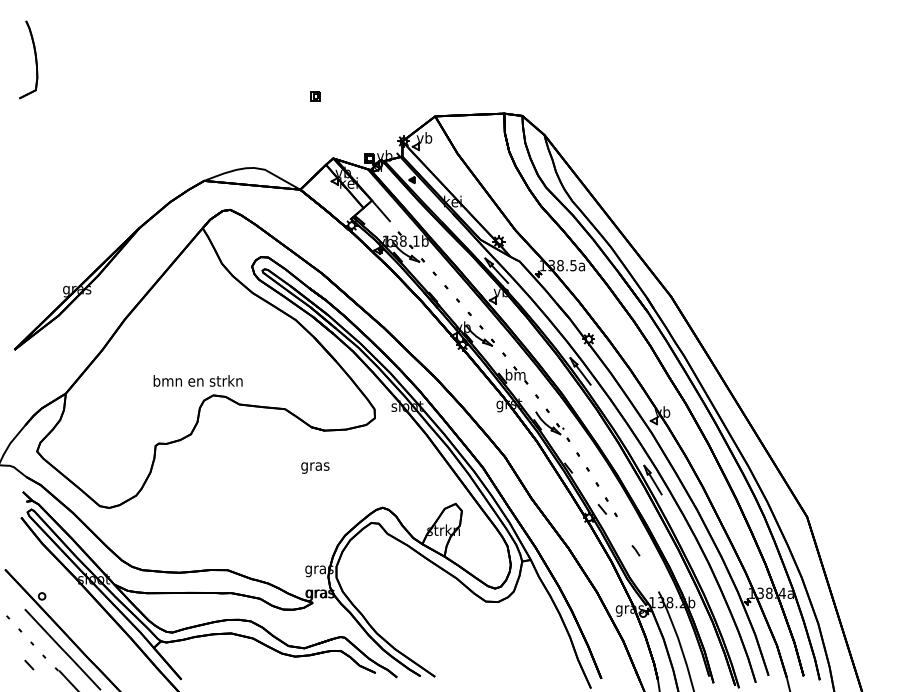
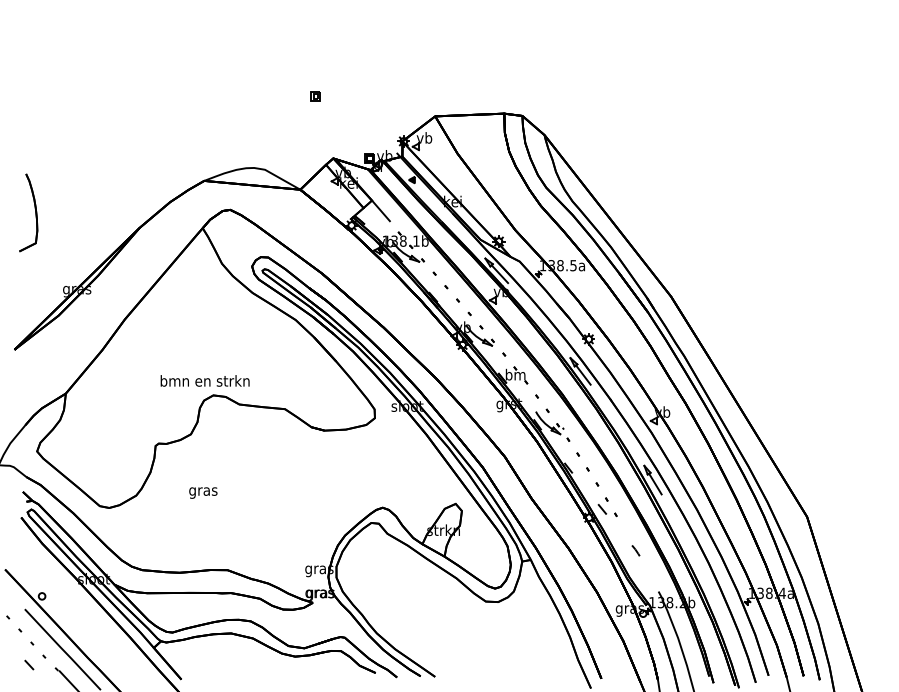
part position: (35, 59) -> (35, 212) (35, 212)
text position: (197, 380) -> (204, 380) (204, 380)
text position: (315, 467) -> (203, 492) (203, 492)
